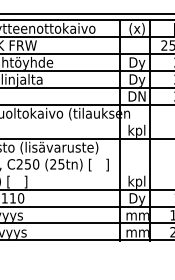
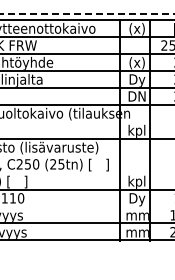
line: solid -> dashed (87, 13)
text: Dy -> (x) (137, 63)
line: present -> none (86, 206)
